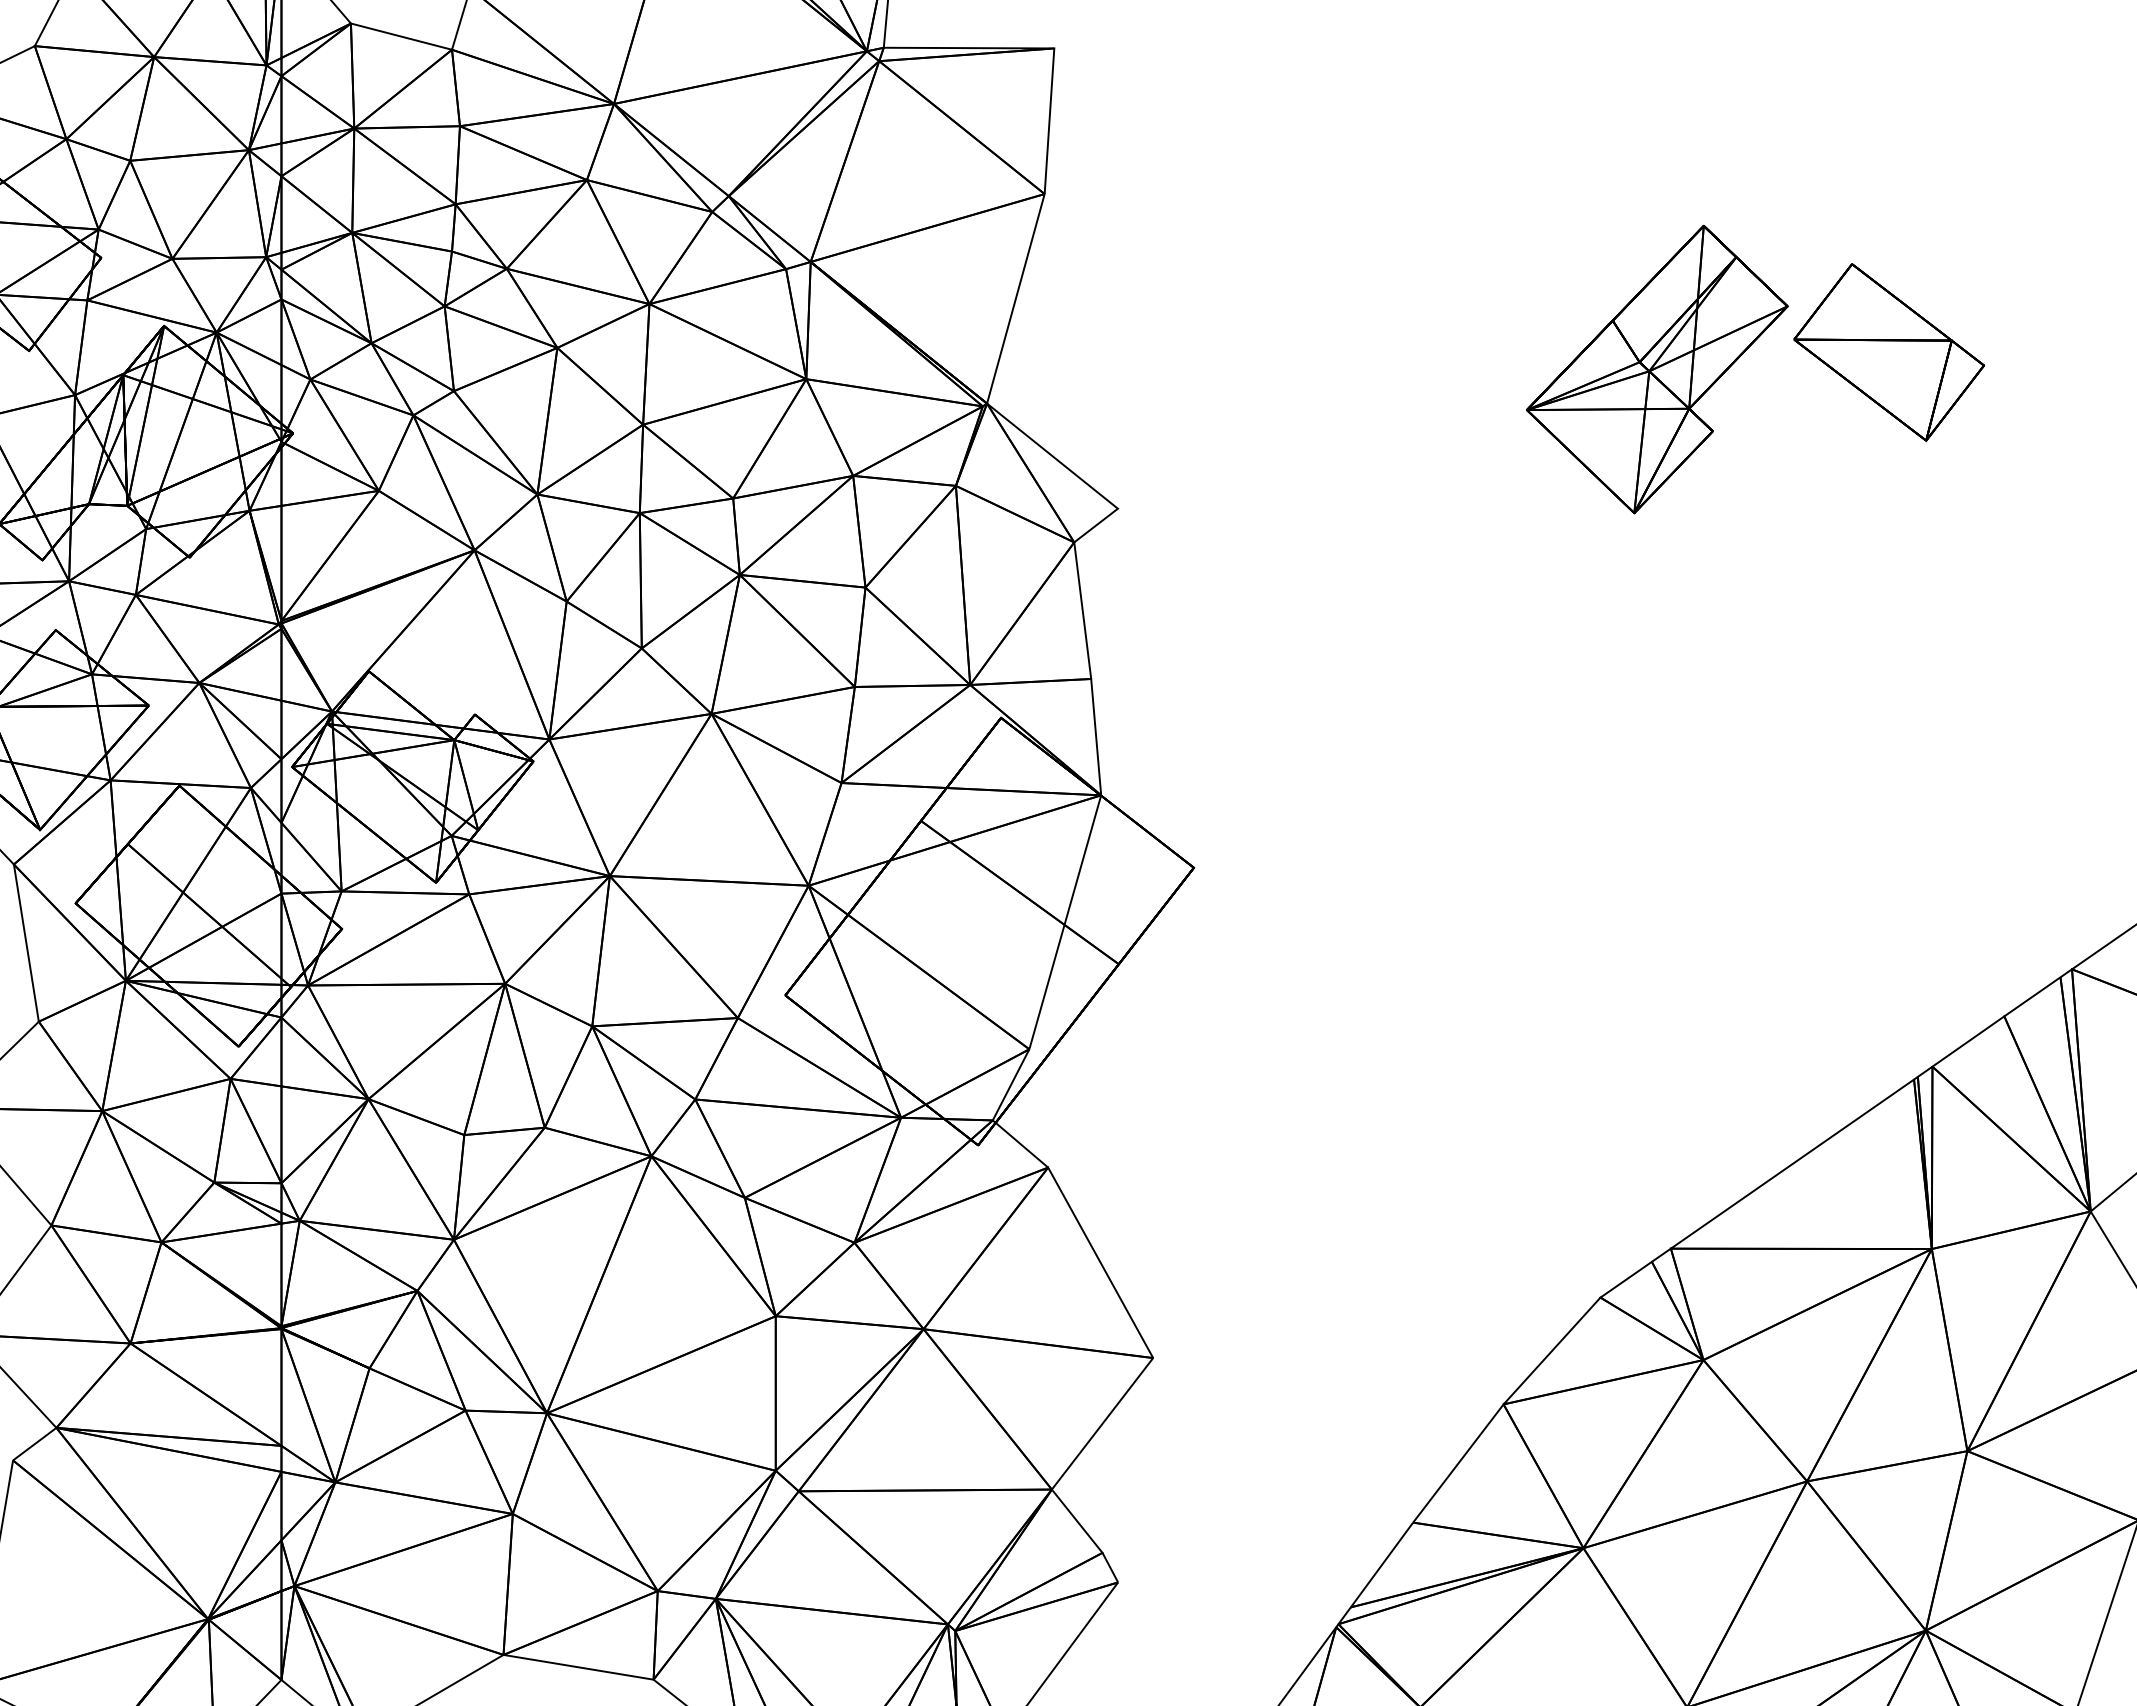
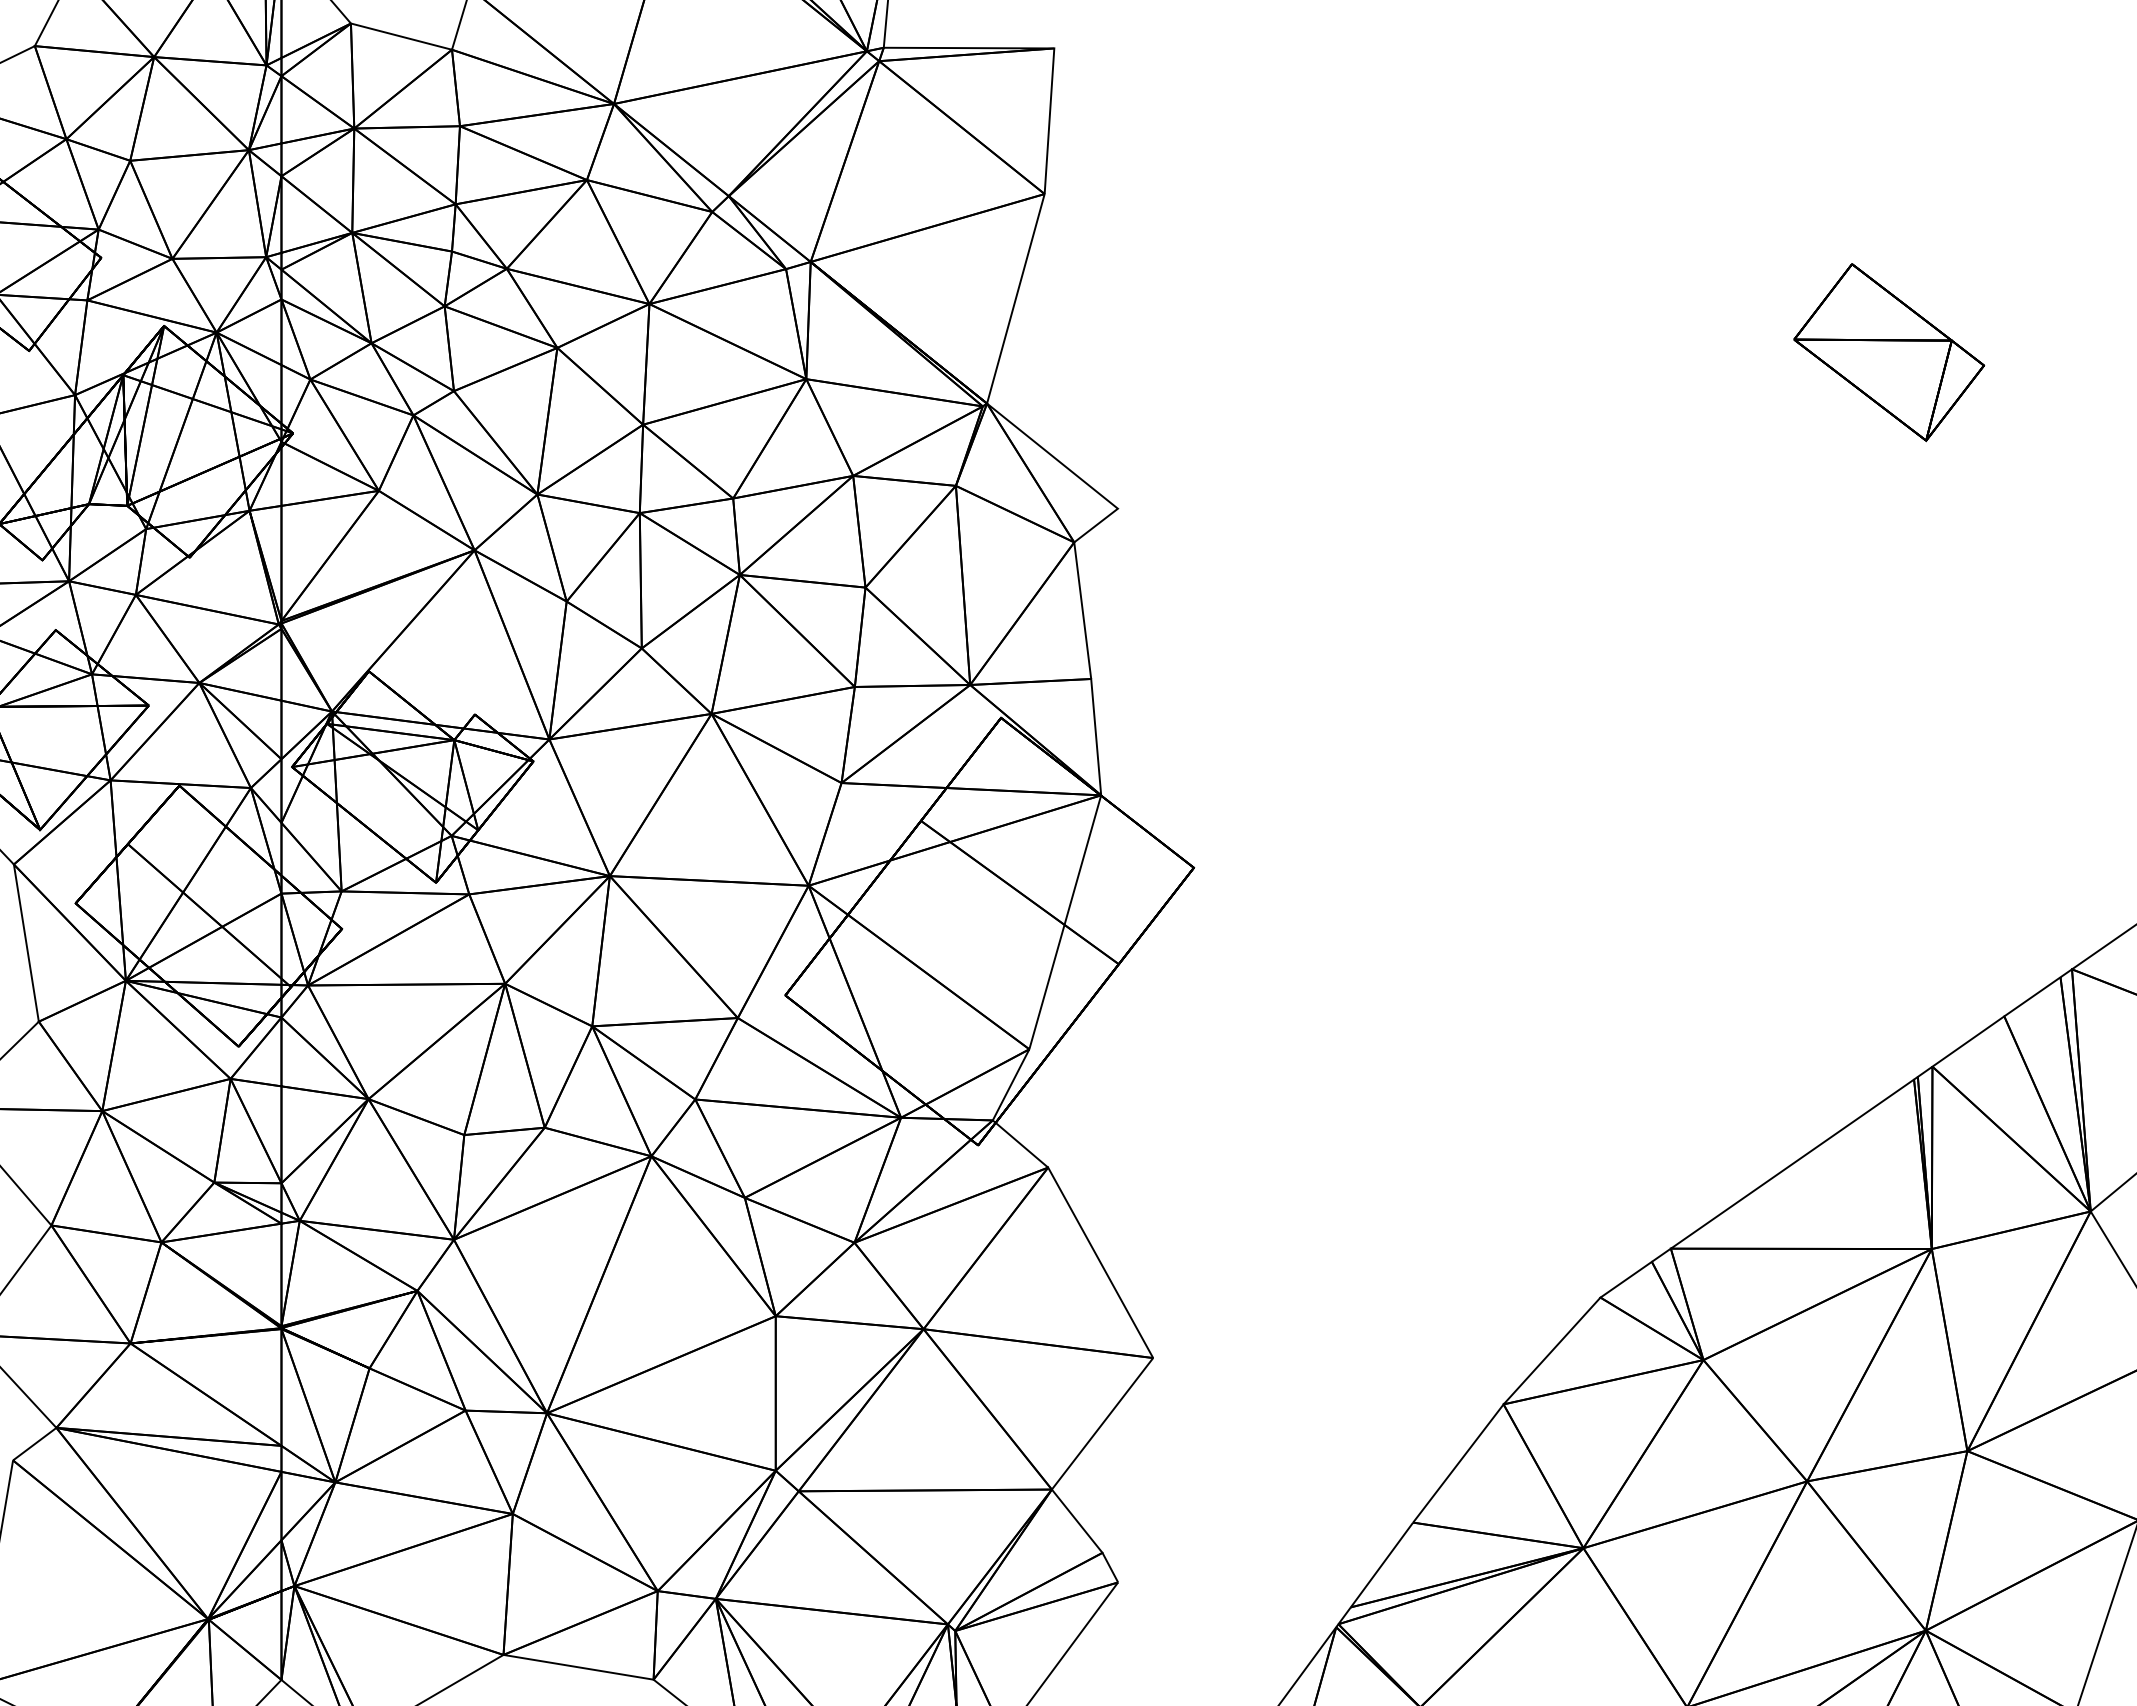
part: present -> none (1657, 369)
